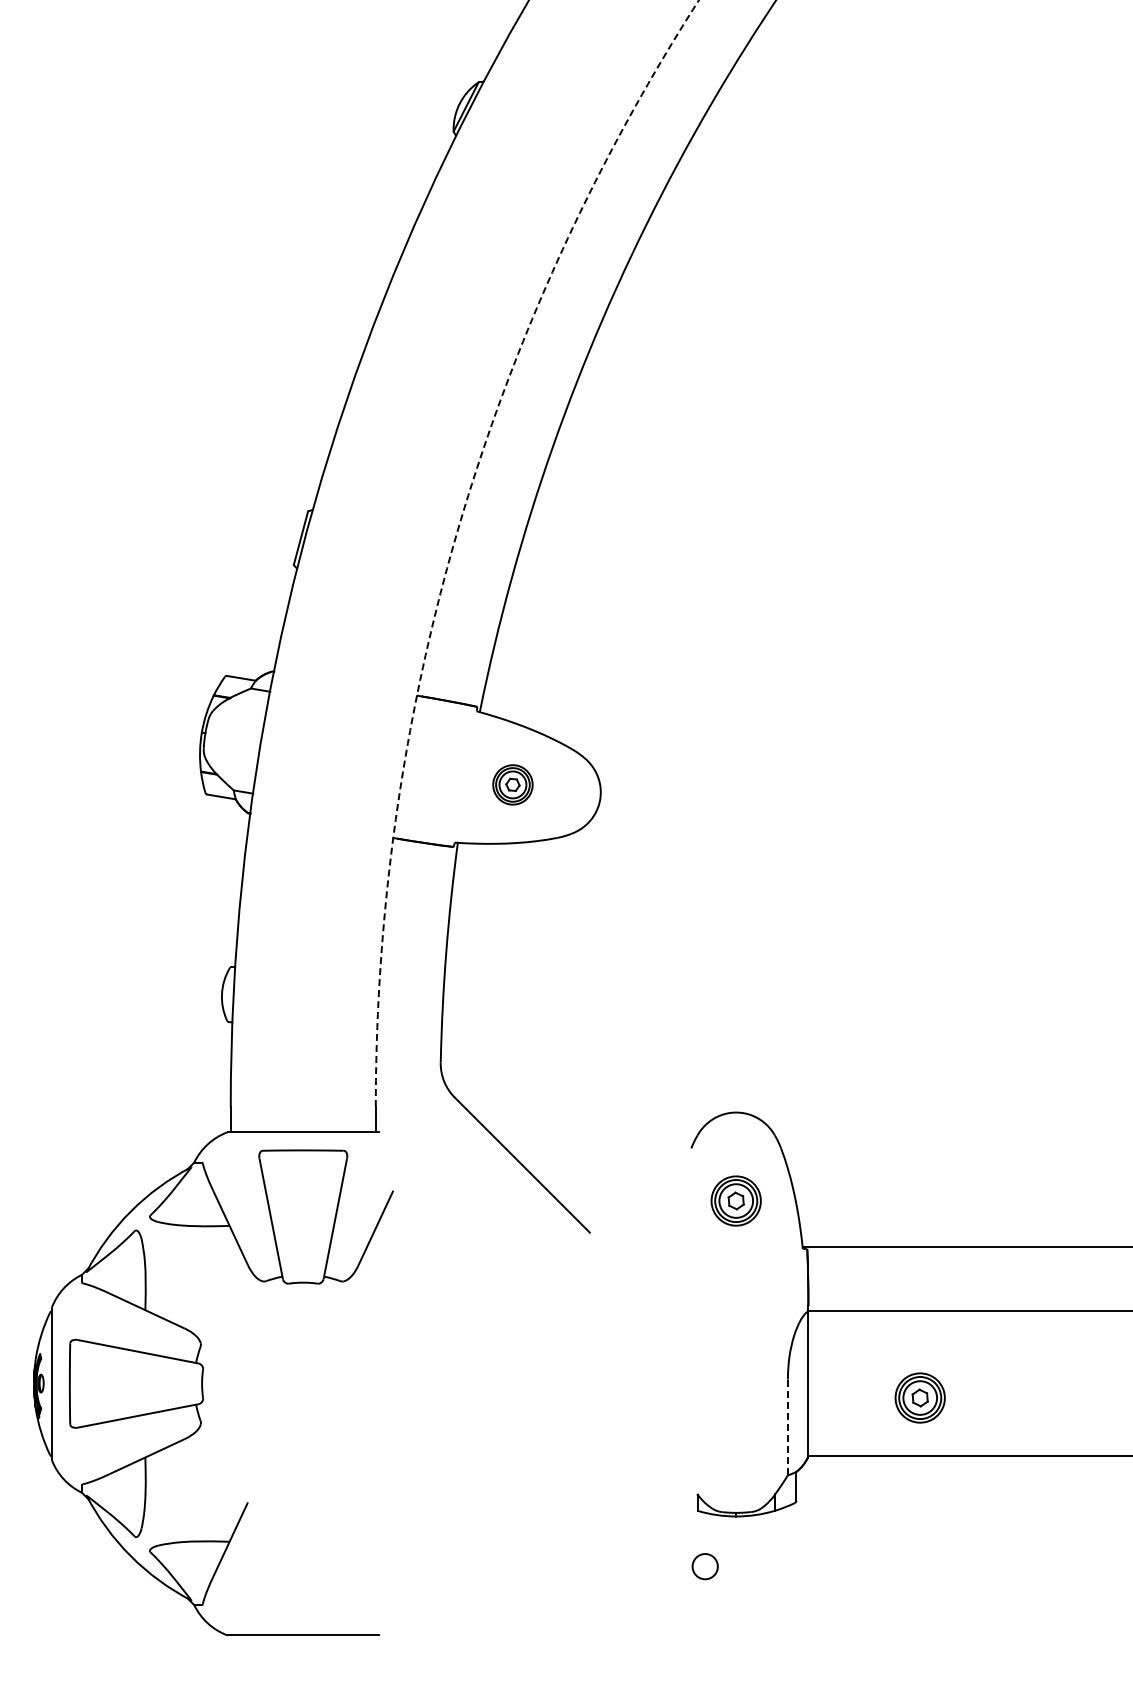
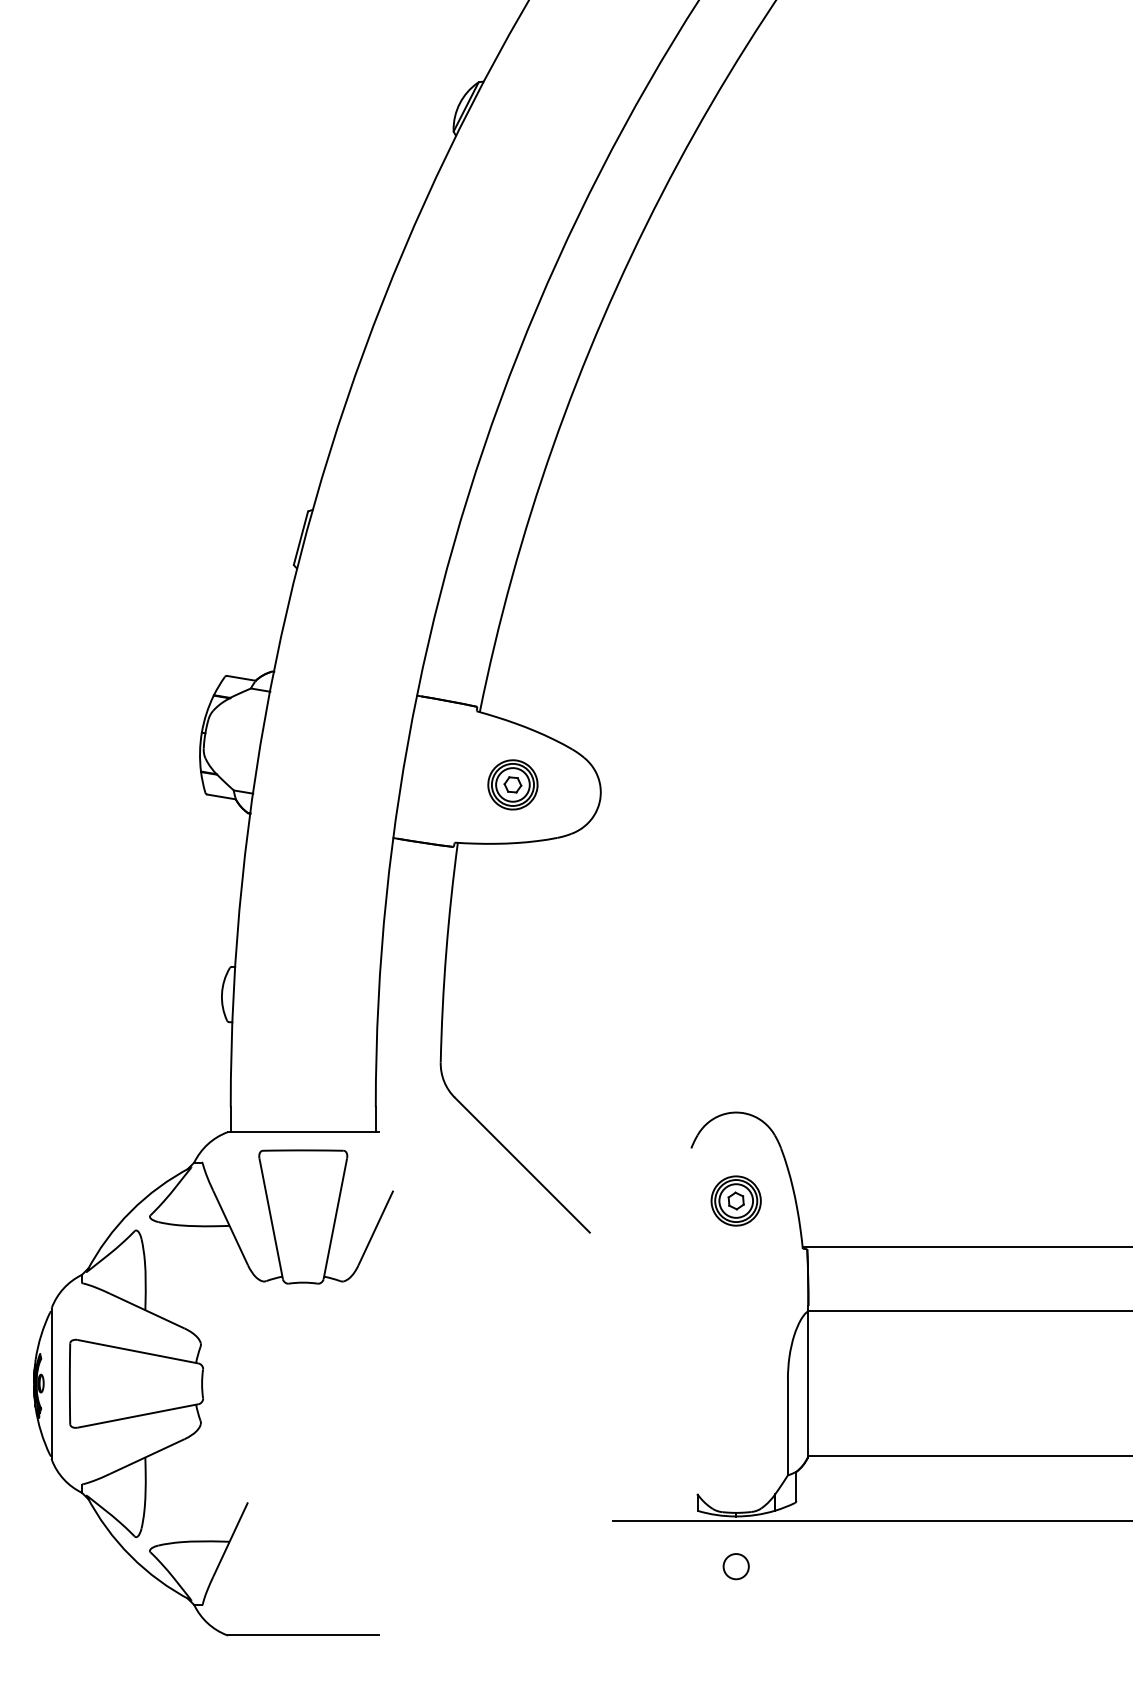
arc: dashed -> solid (457, 531)
part size: 42x42 px -> 52x52 px (512, 784)
part: present -> none (919, 1397)
line: dashed -> solid (787, 1427)
line: none -> present (870, 1520)
circle position: (704, 1566) -> (735, 1566) (735, 1566)
